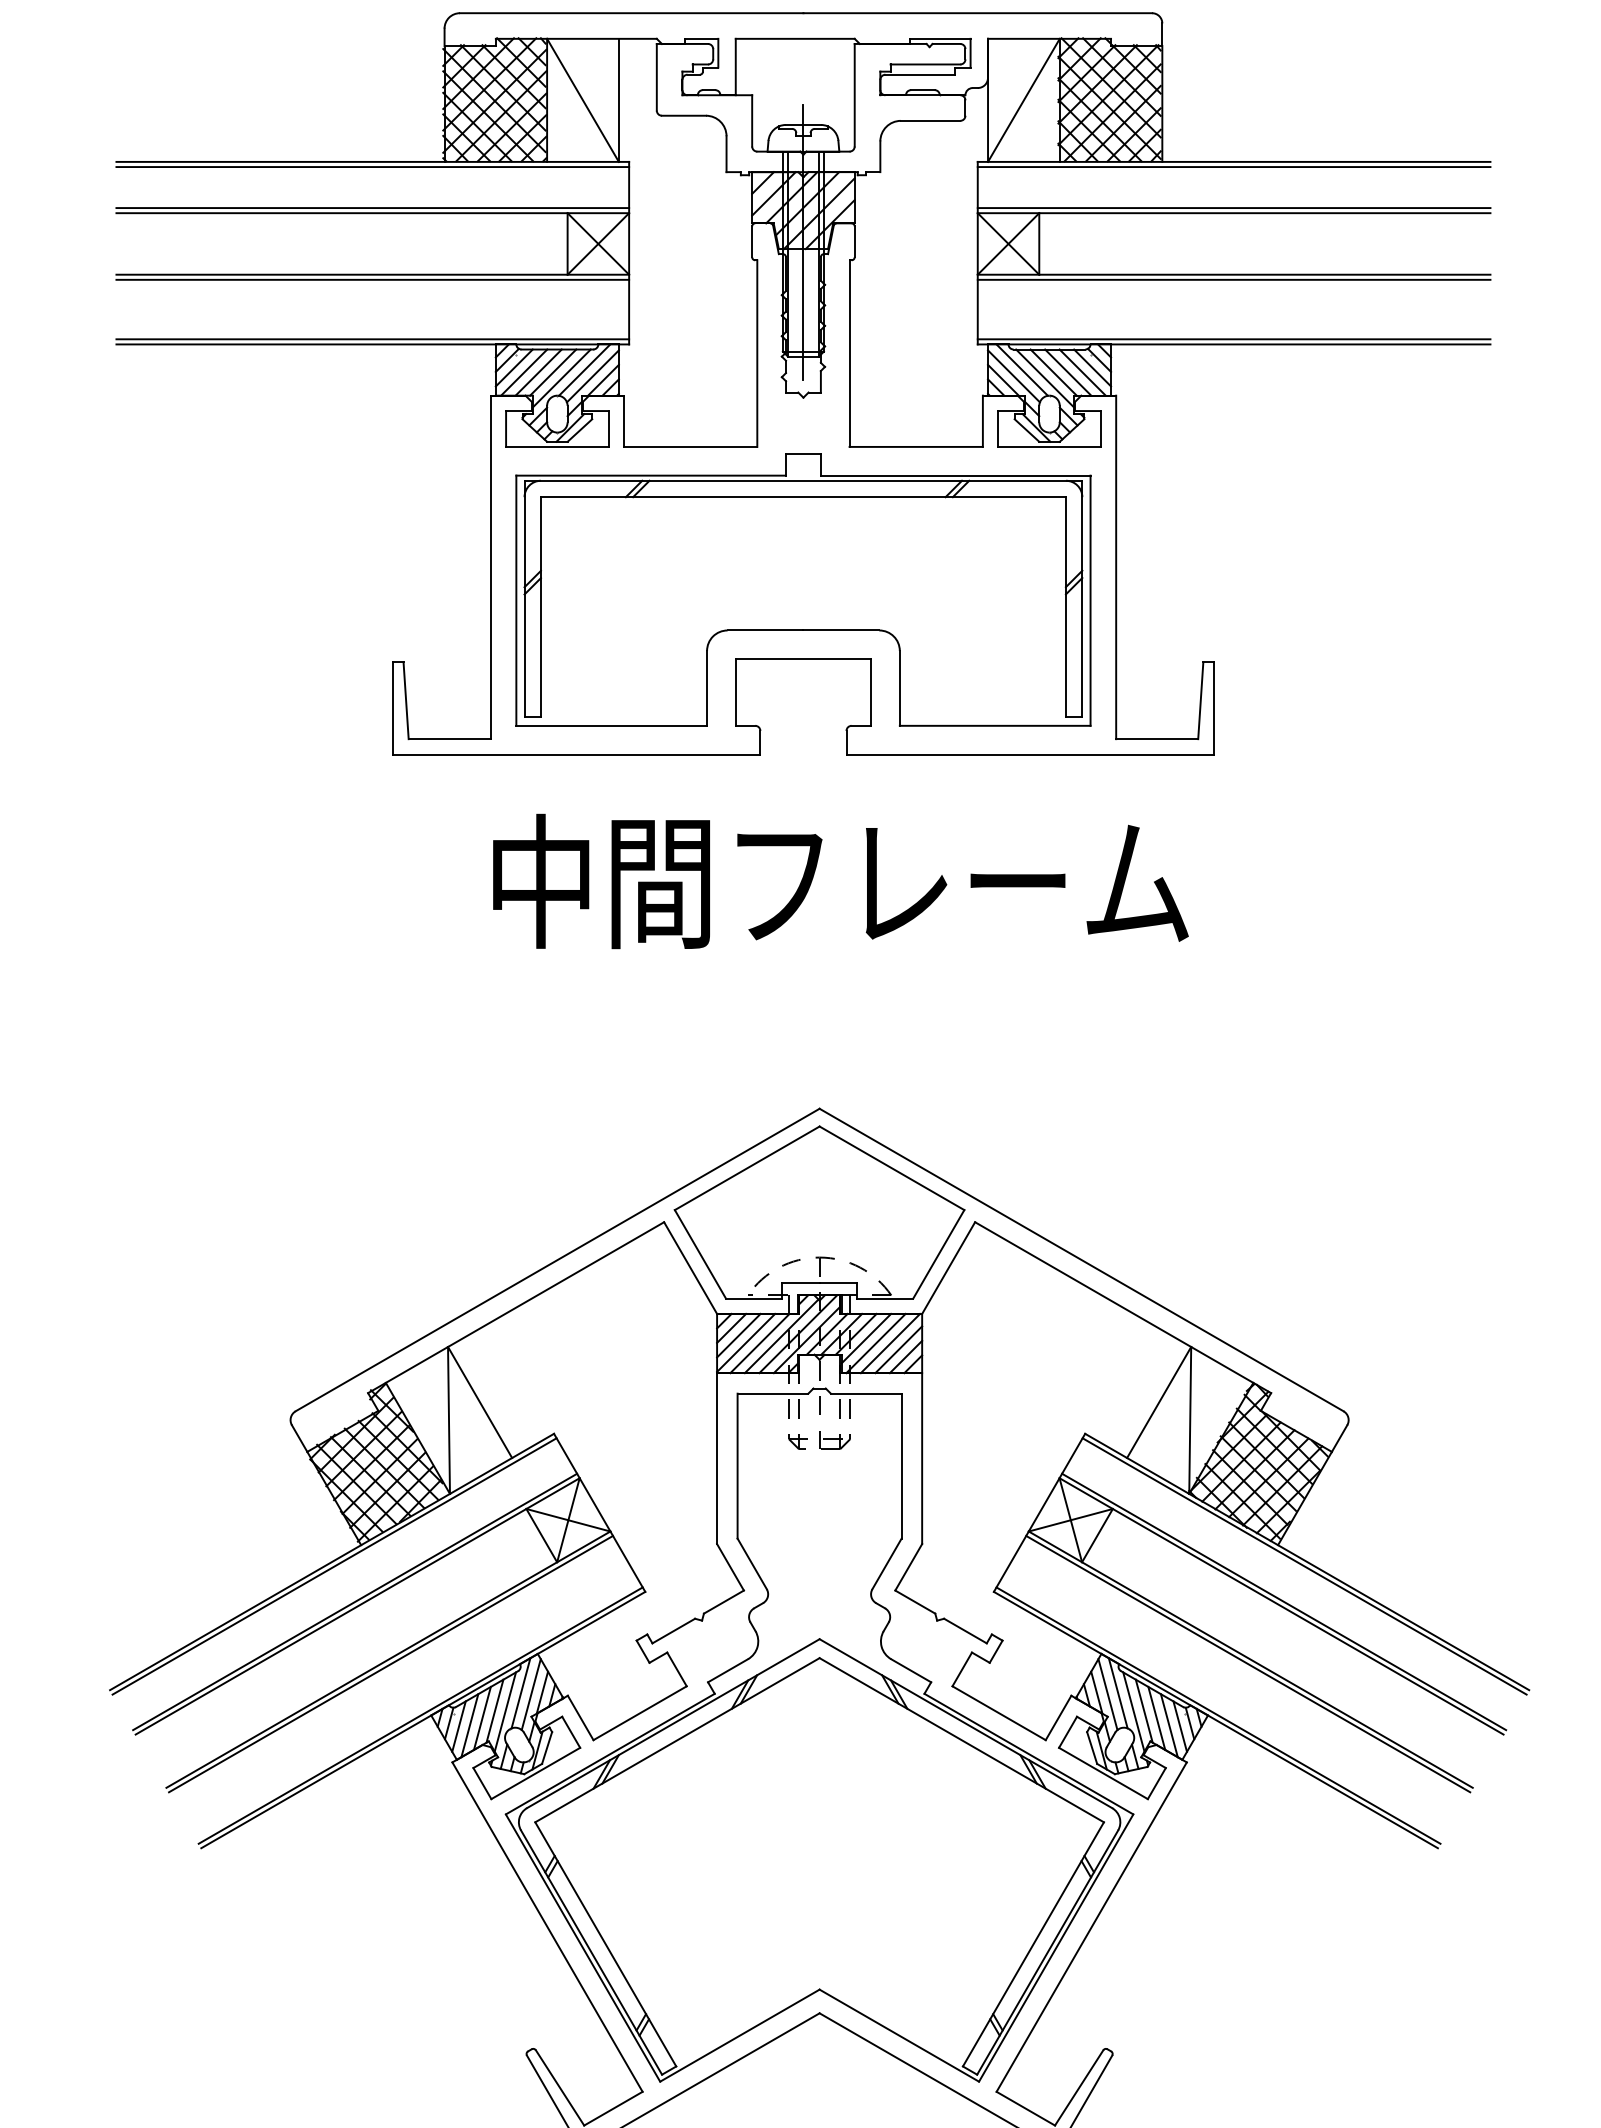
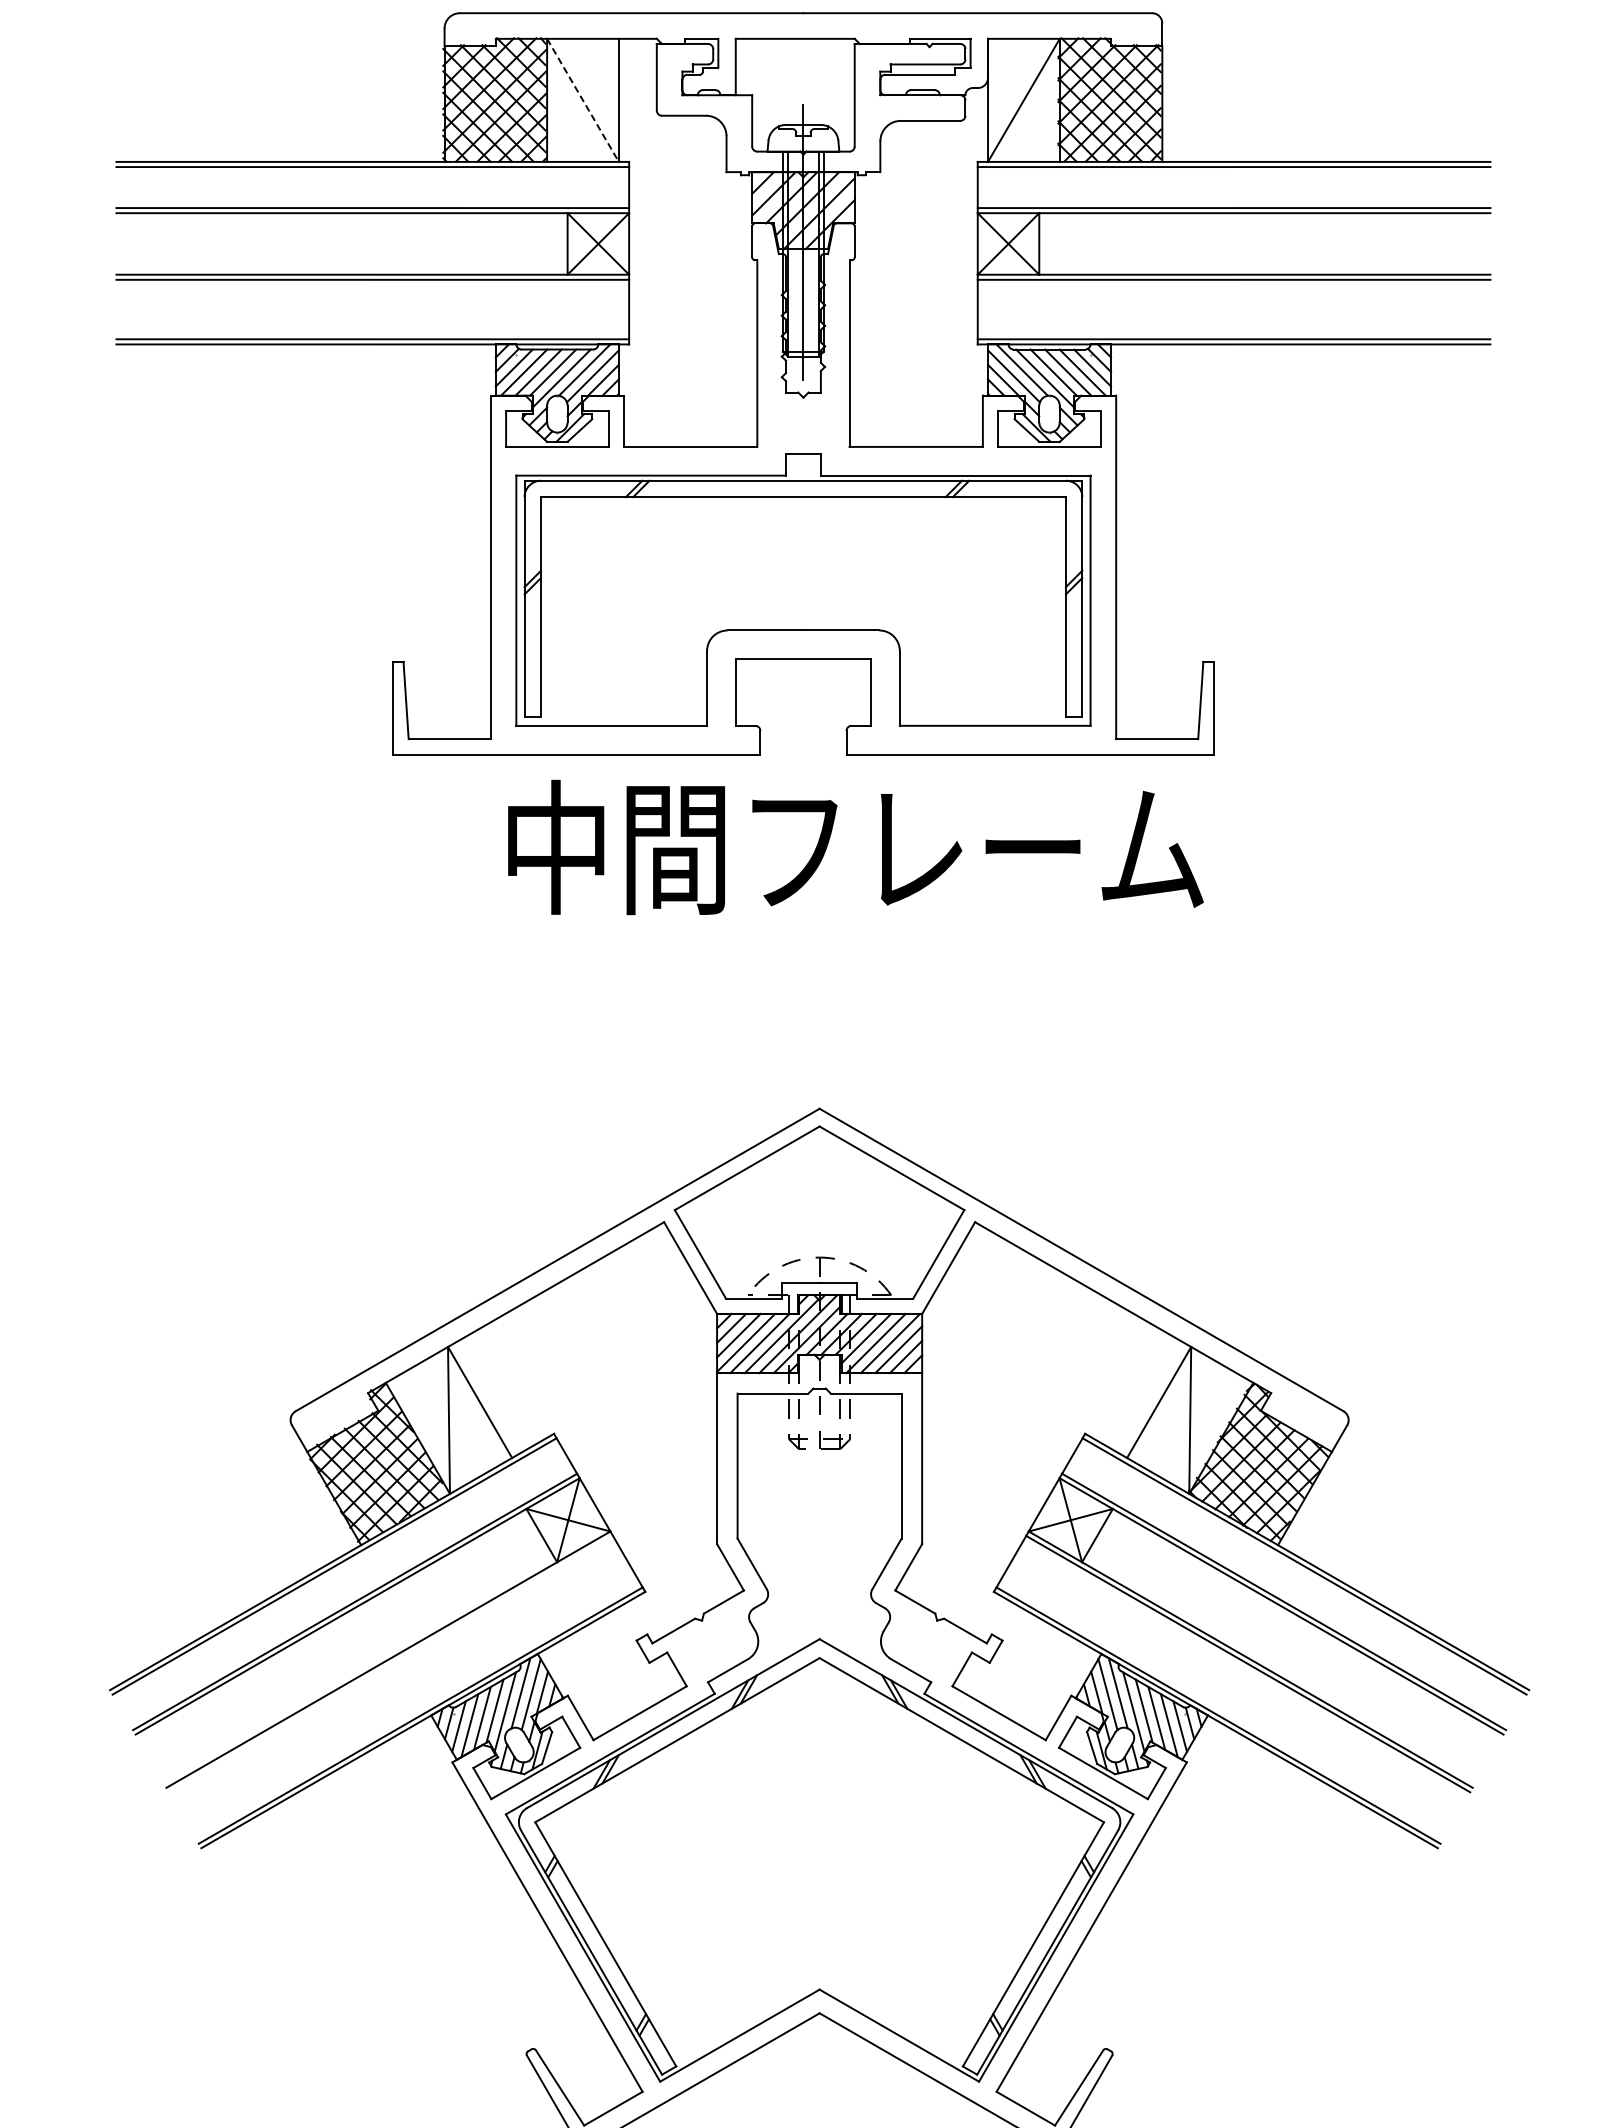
line: solid -> dashed (583, 100)
text position: (840, 881) -> (855, 847) (855, 847)
line: present -> none (391, 1663)
